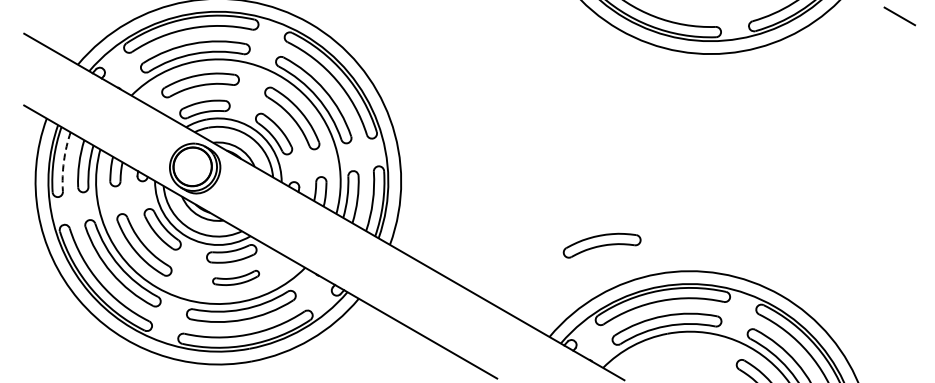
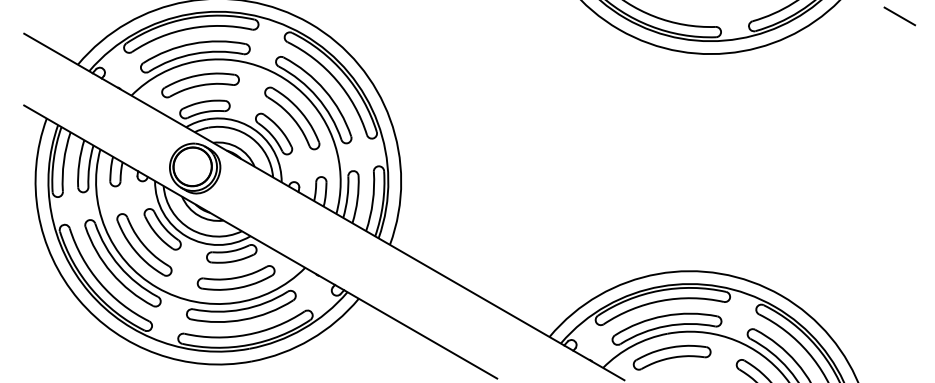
arc: dashed -> solid (63, 161)
part position: (601, 245) -> (671, 357) (671, 357)
part size: 48x17 px -> 80x26 px (235, 277)
